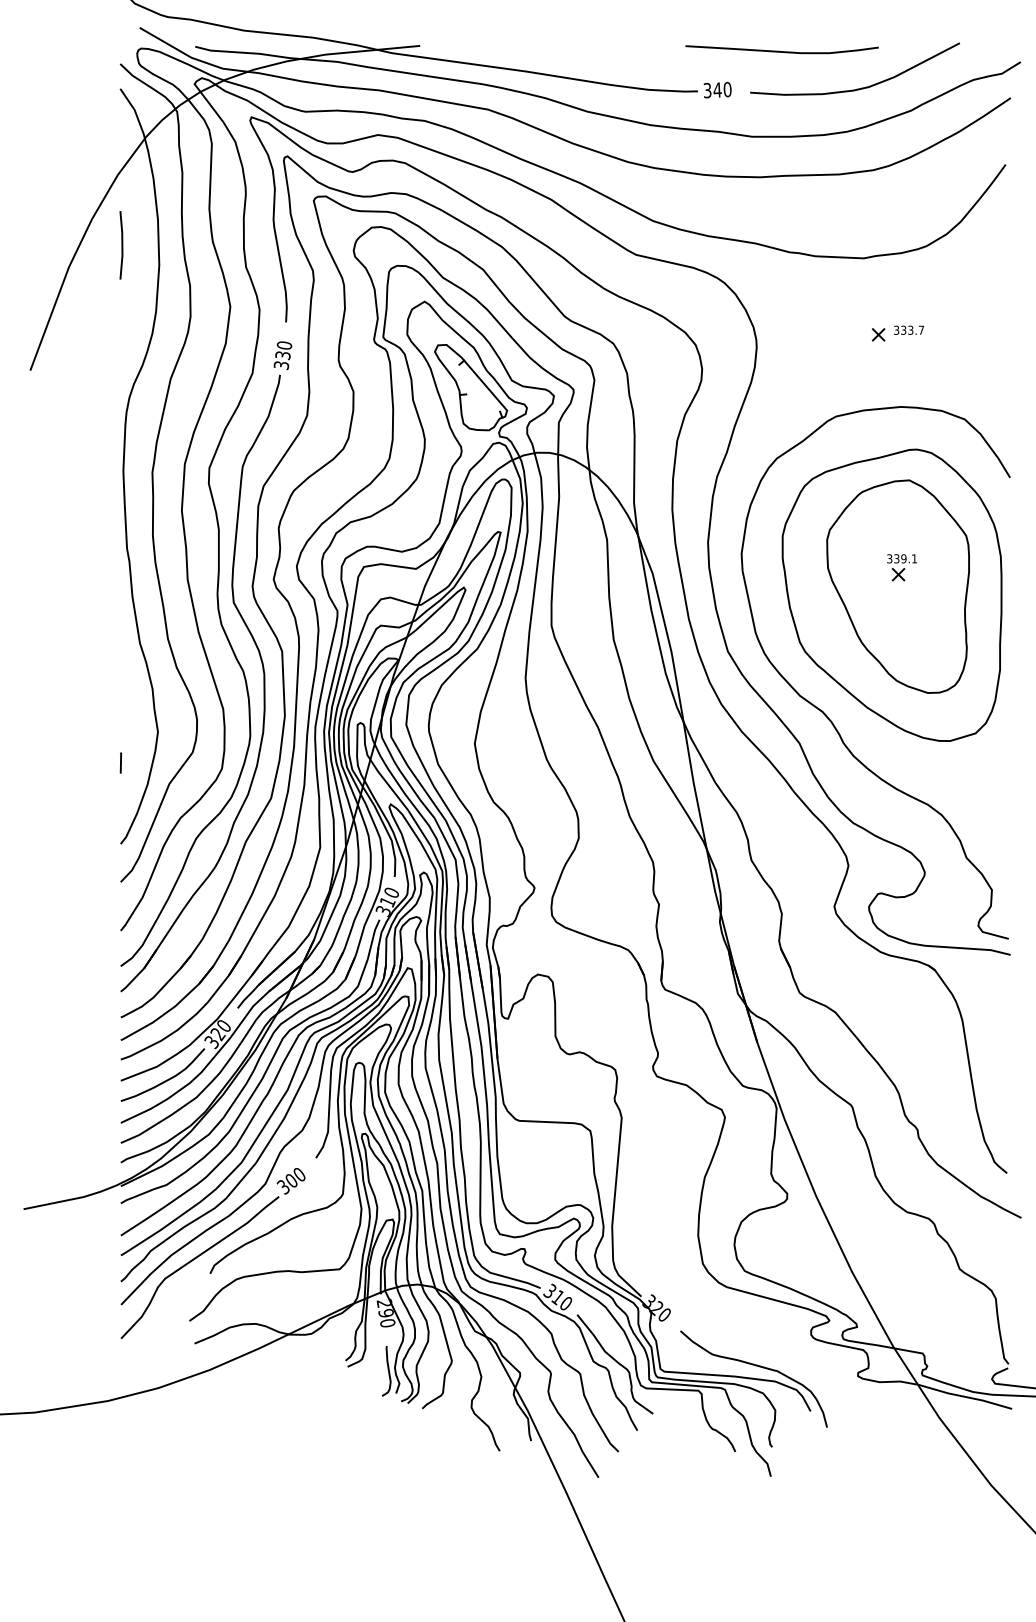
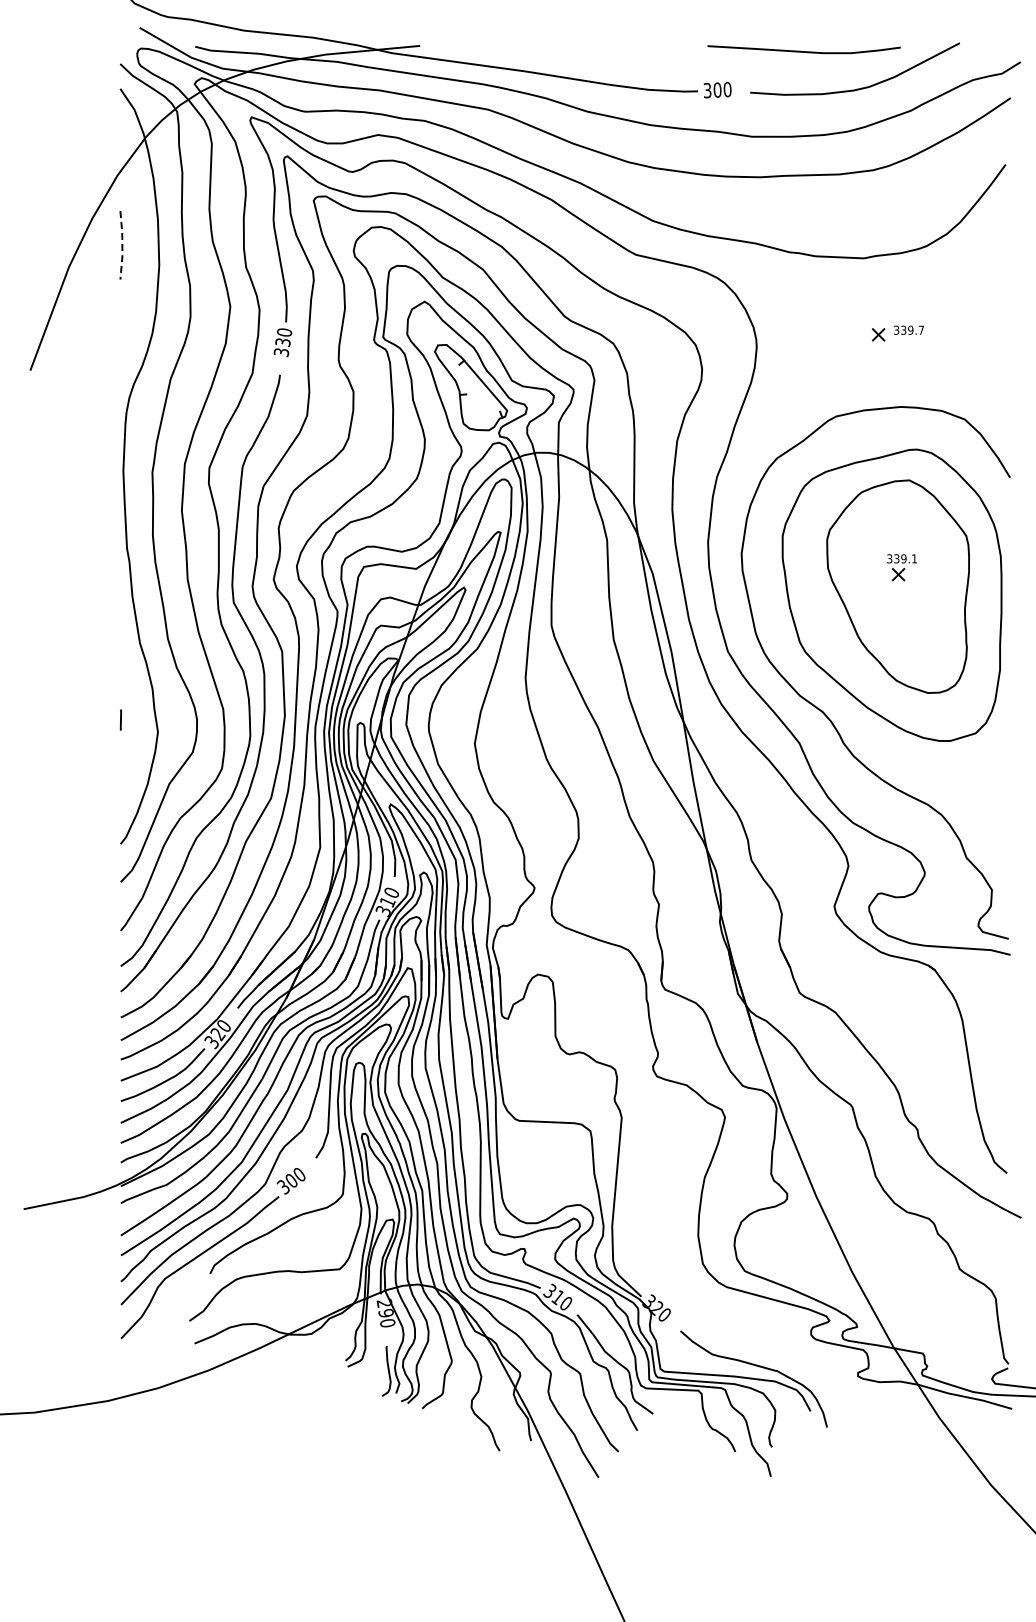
curve position: (781, 51) -> (803, 51) (803, 51)
text: 340 -> 300 (717, 89)
line: solid -> dashed (122, 245)
text: 333.7 -> 339.7 (910, 329)
text position: (282, 355) -> (282, 342) (282, 342)
line position: (120, 762) -> (120, 719) (120, 719)
